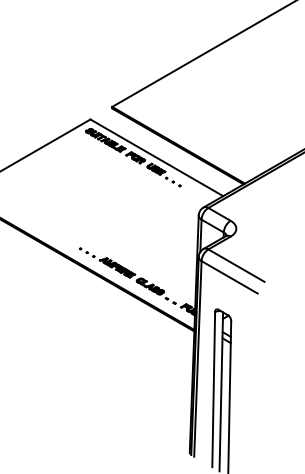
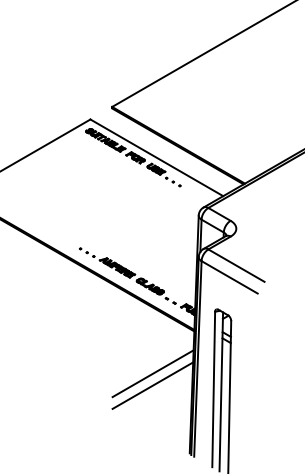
line: none -> present (152, 373)
line: none -> present (152, 385)
